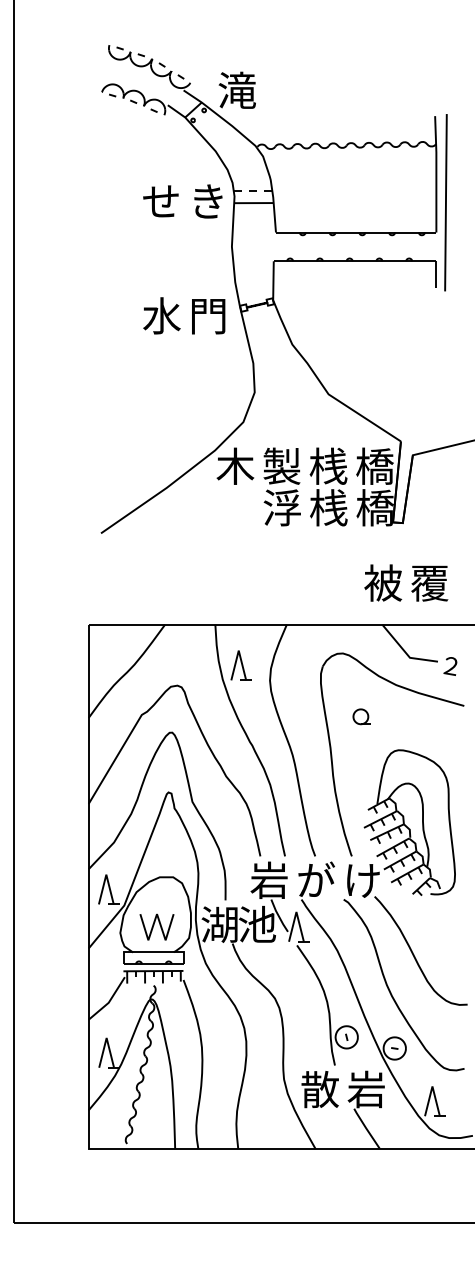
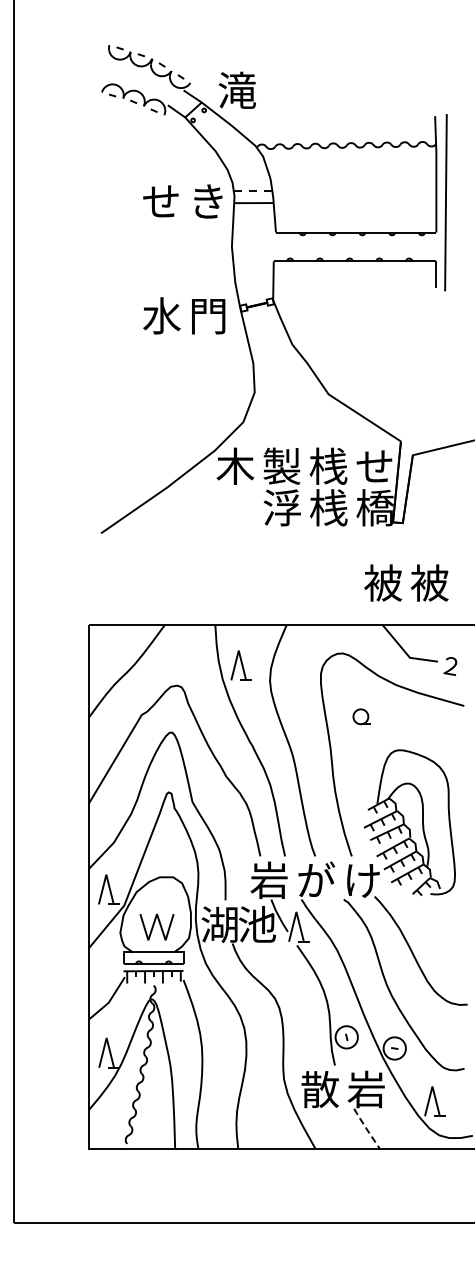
text: 橋 -> せ (374, 465)
text: 覆 -> 被 (429, 582)
line: solid -> dashed (366, 1128)
